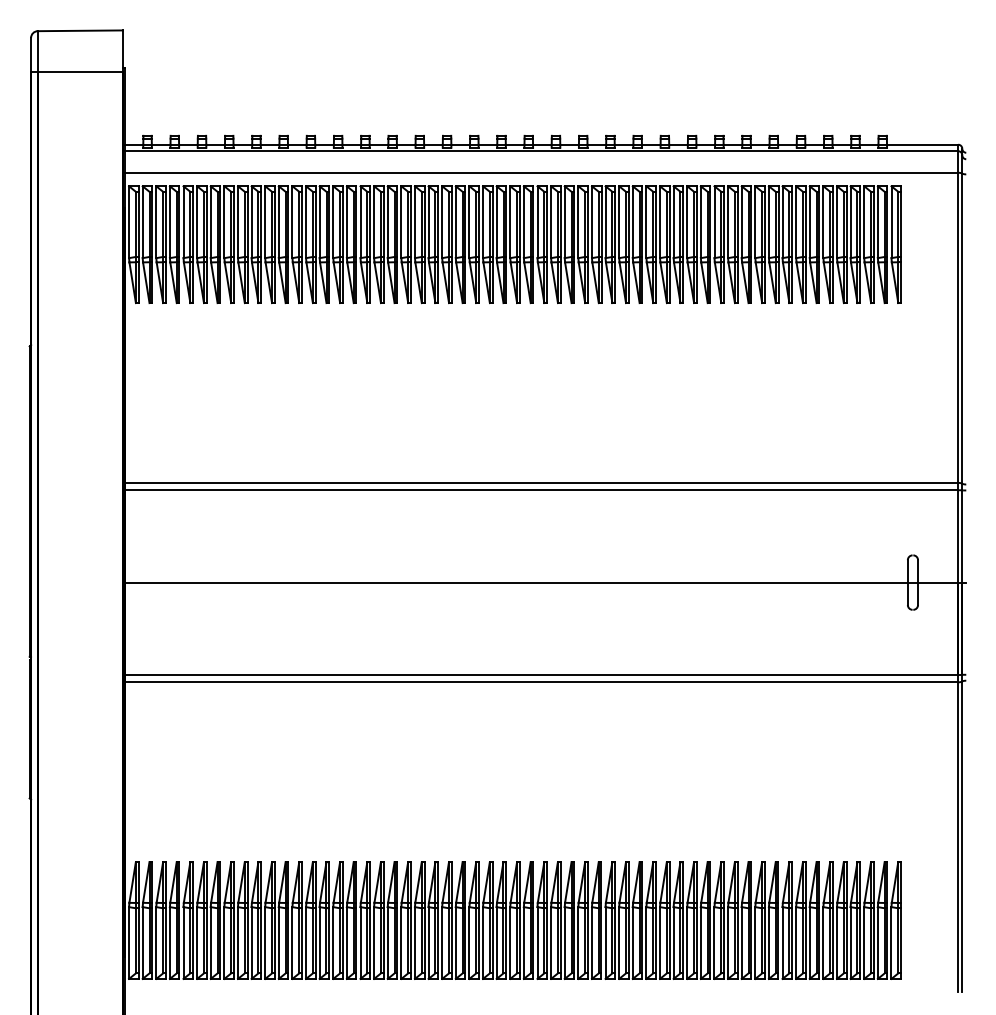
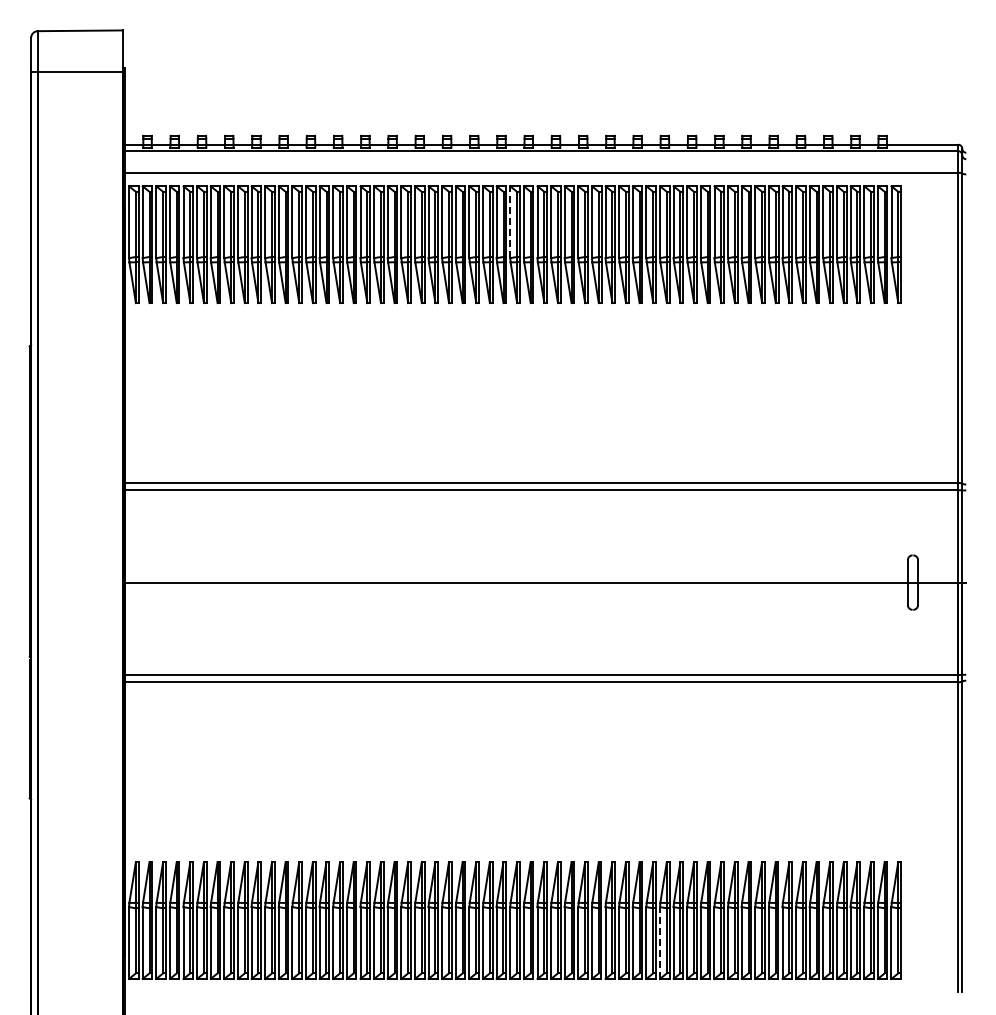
line: solid -> dashed (510, 222)
line: solid -> dashed (660, 943)
